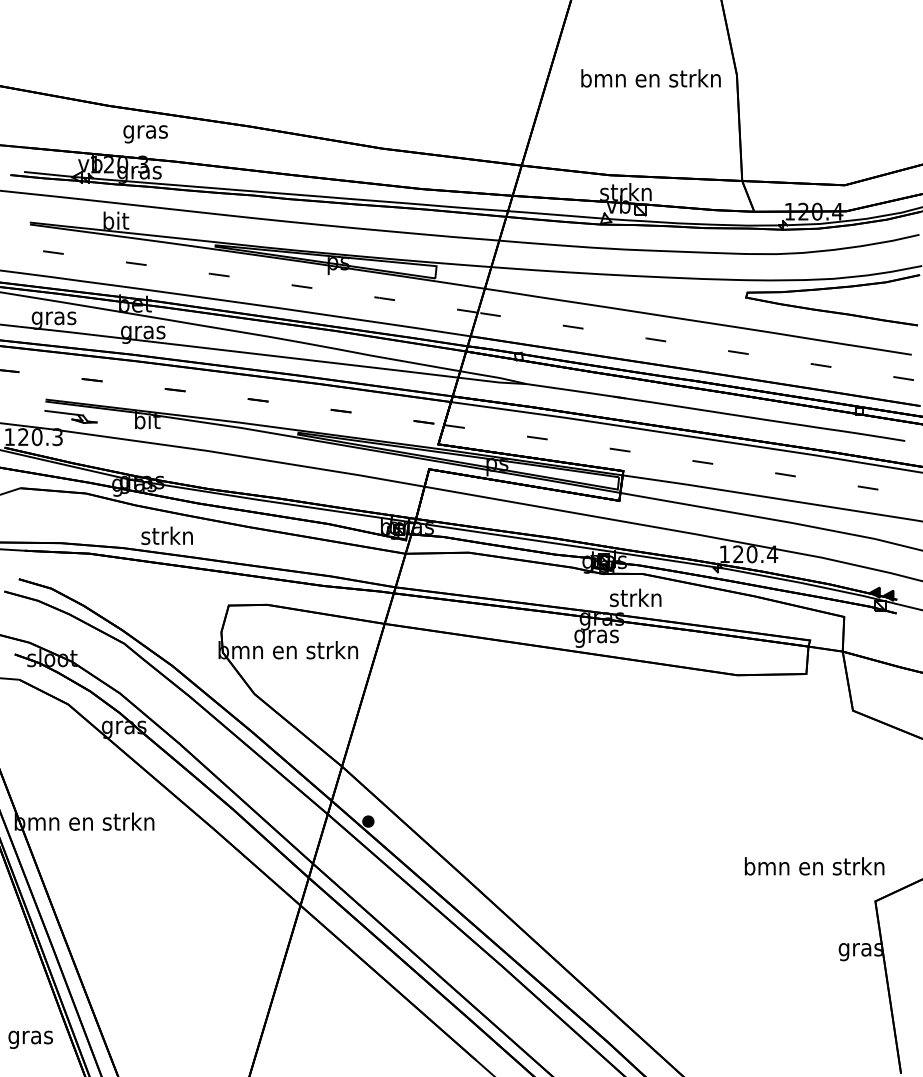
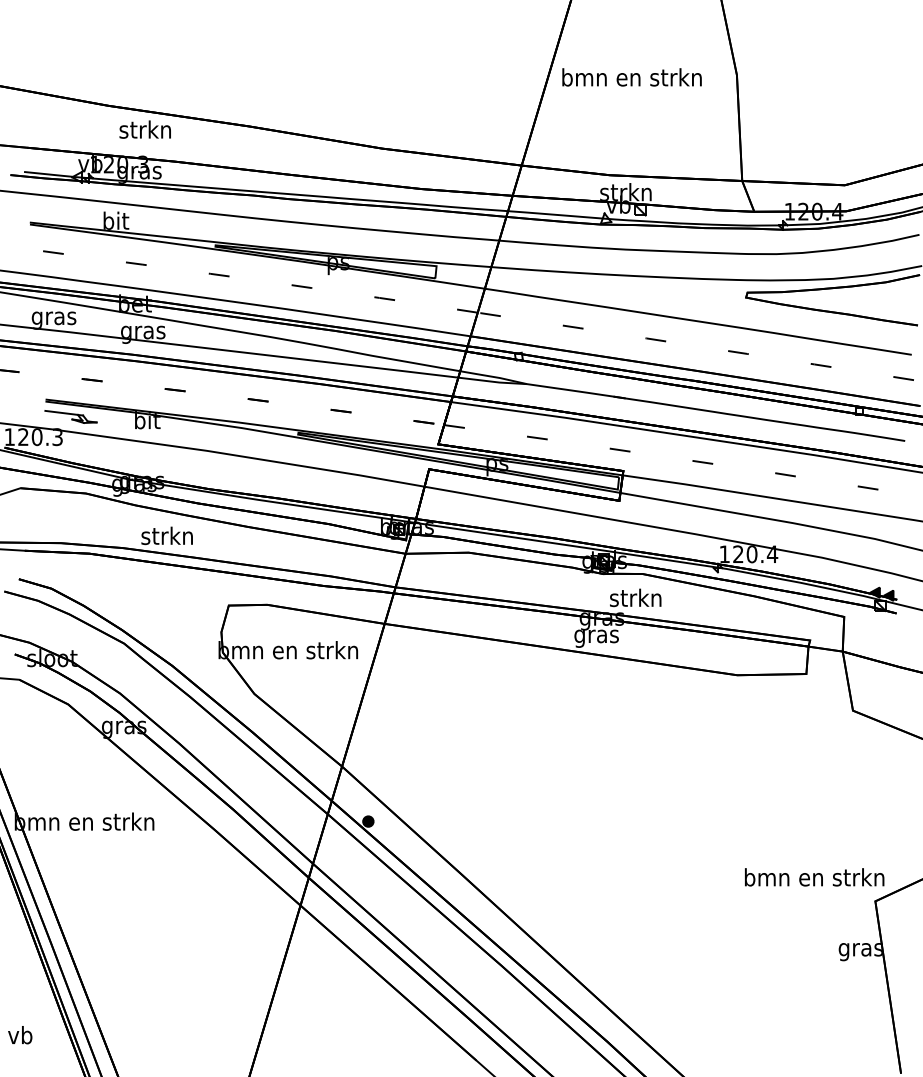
text position: (650, 78) -> (631, 77) (631, 77)
text: gras -> strkn (144, 131)
text position: (814, 866) -> (814, 877) (814, 877)
text: gras -> vb (30, 1037)
